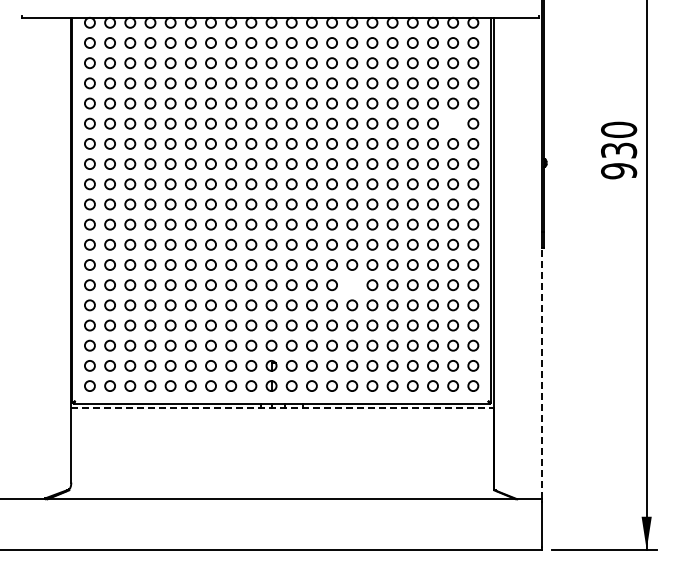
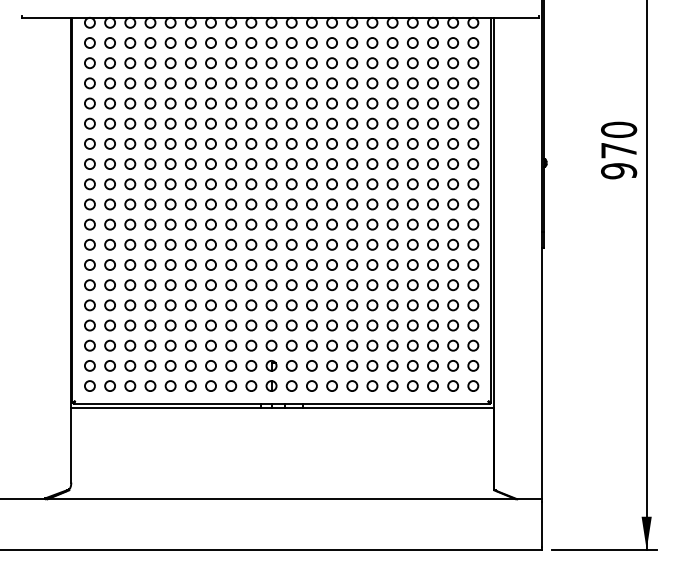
circle: none -> present (452, 123)
text: 930 -> 970 (619, 150)
circle: none -> present (352, 285)
line: dashed -> solid (542, 373)
line: dashed -> solid (283, 408)
